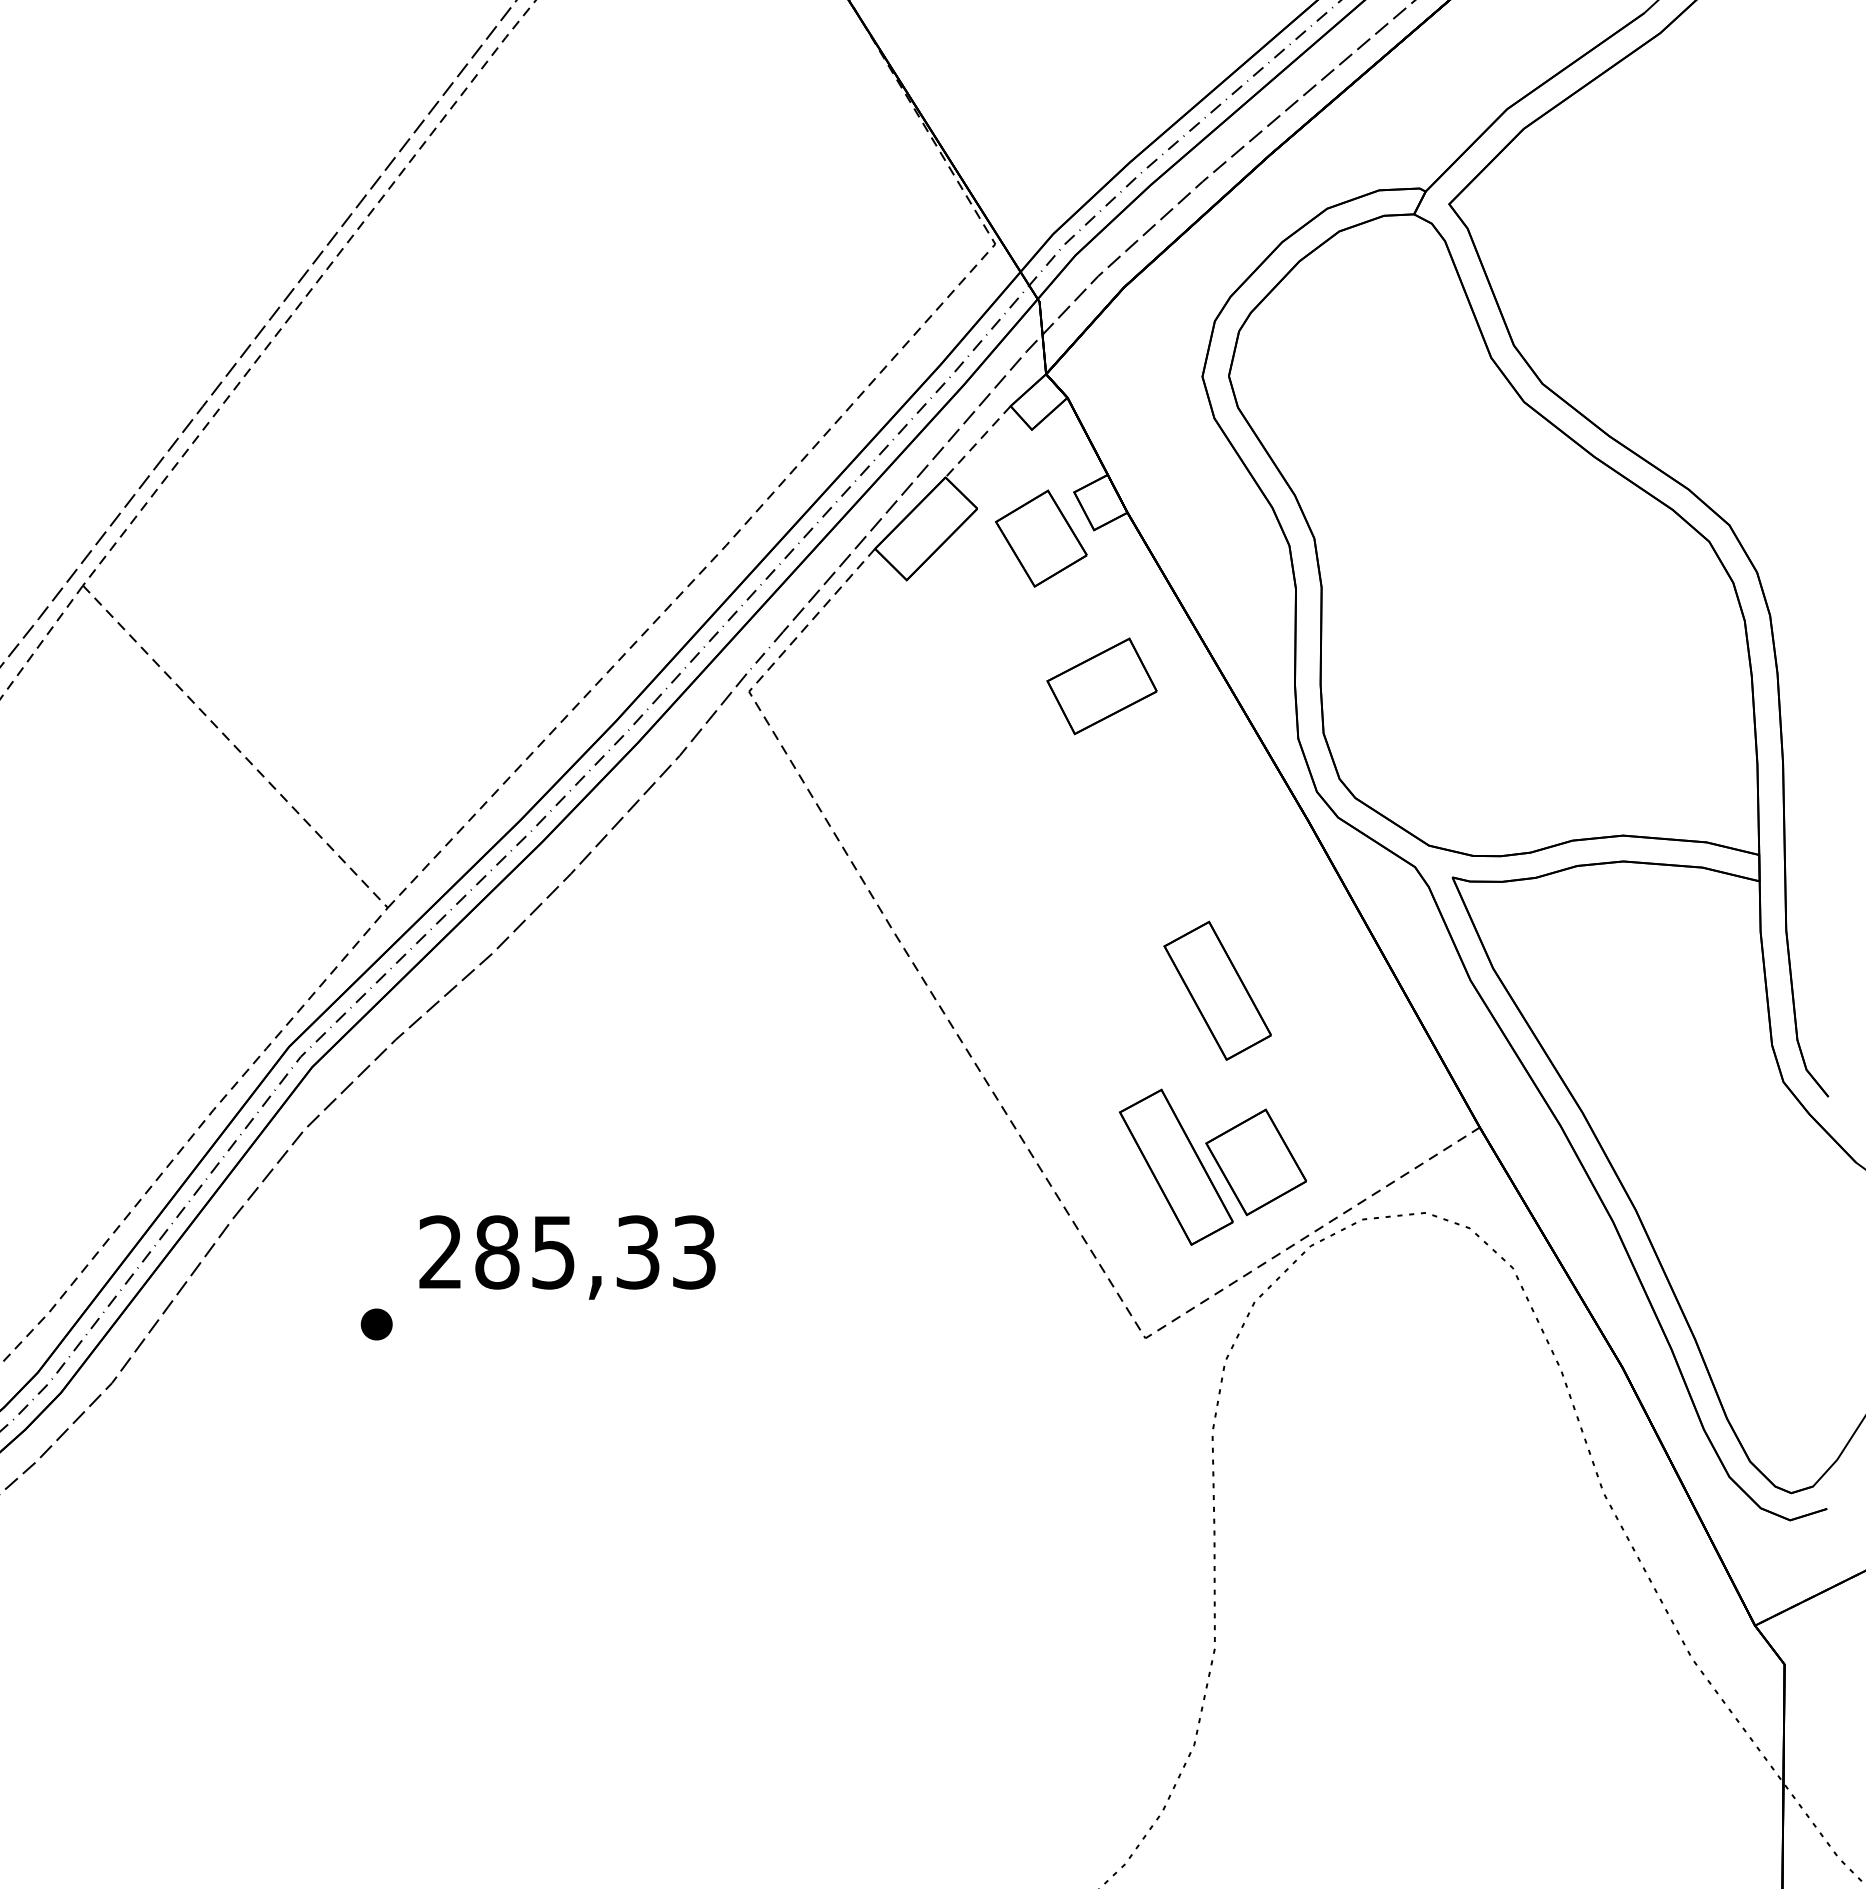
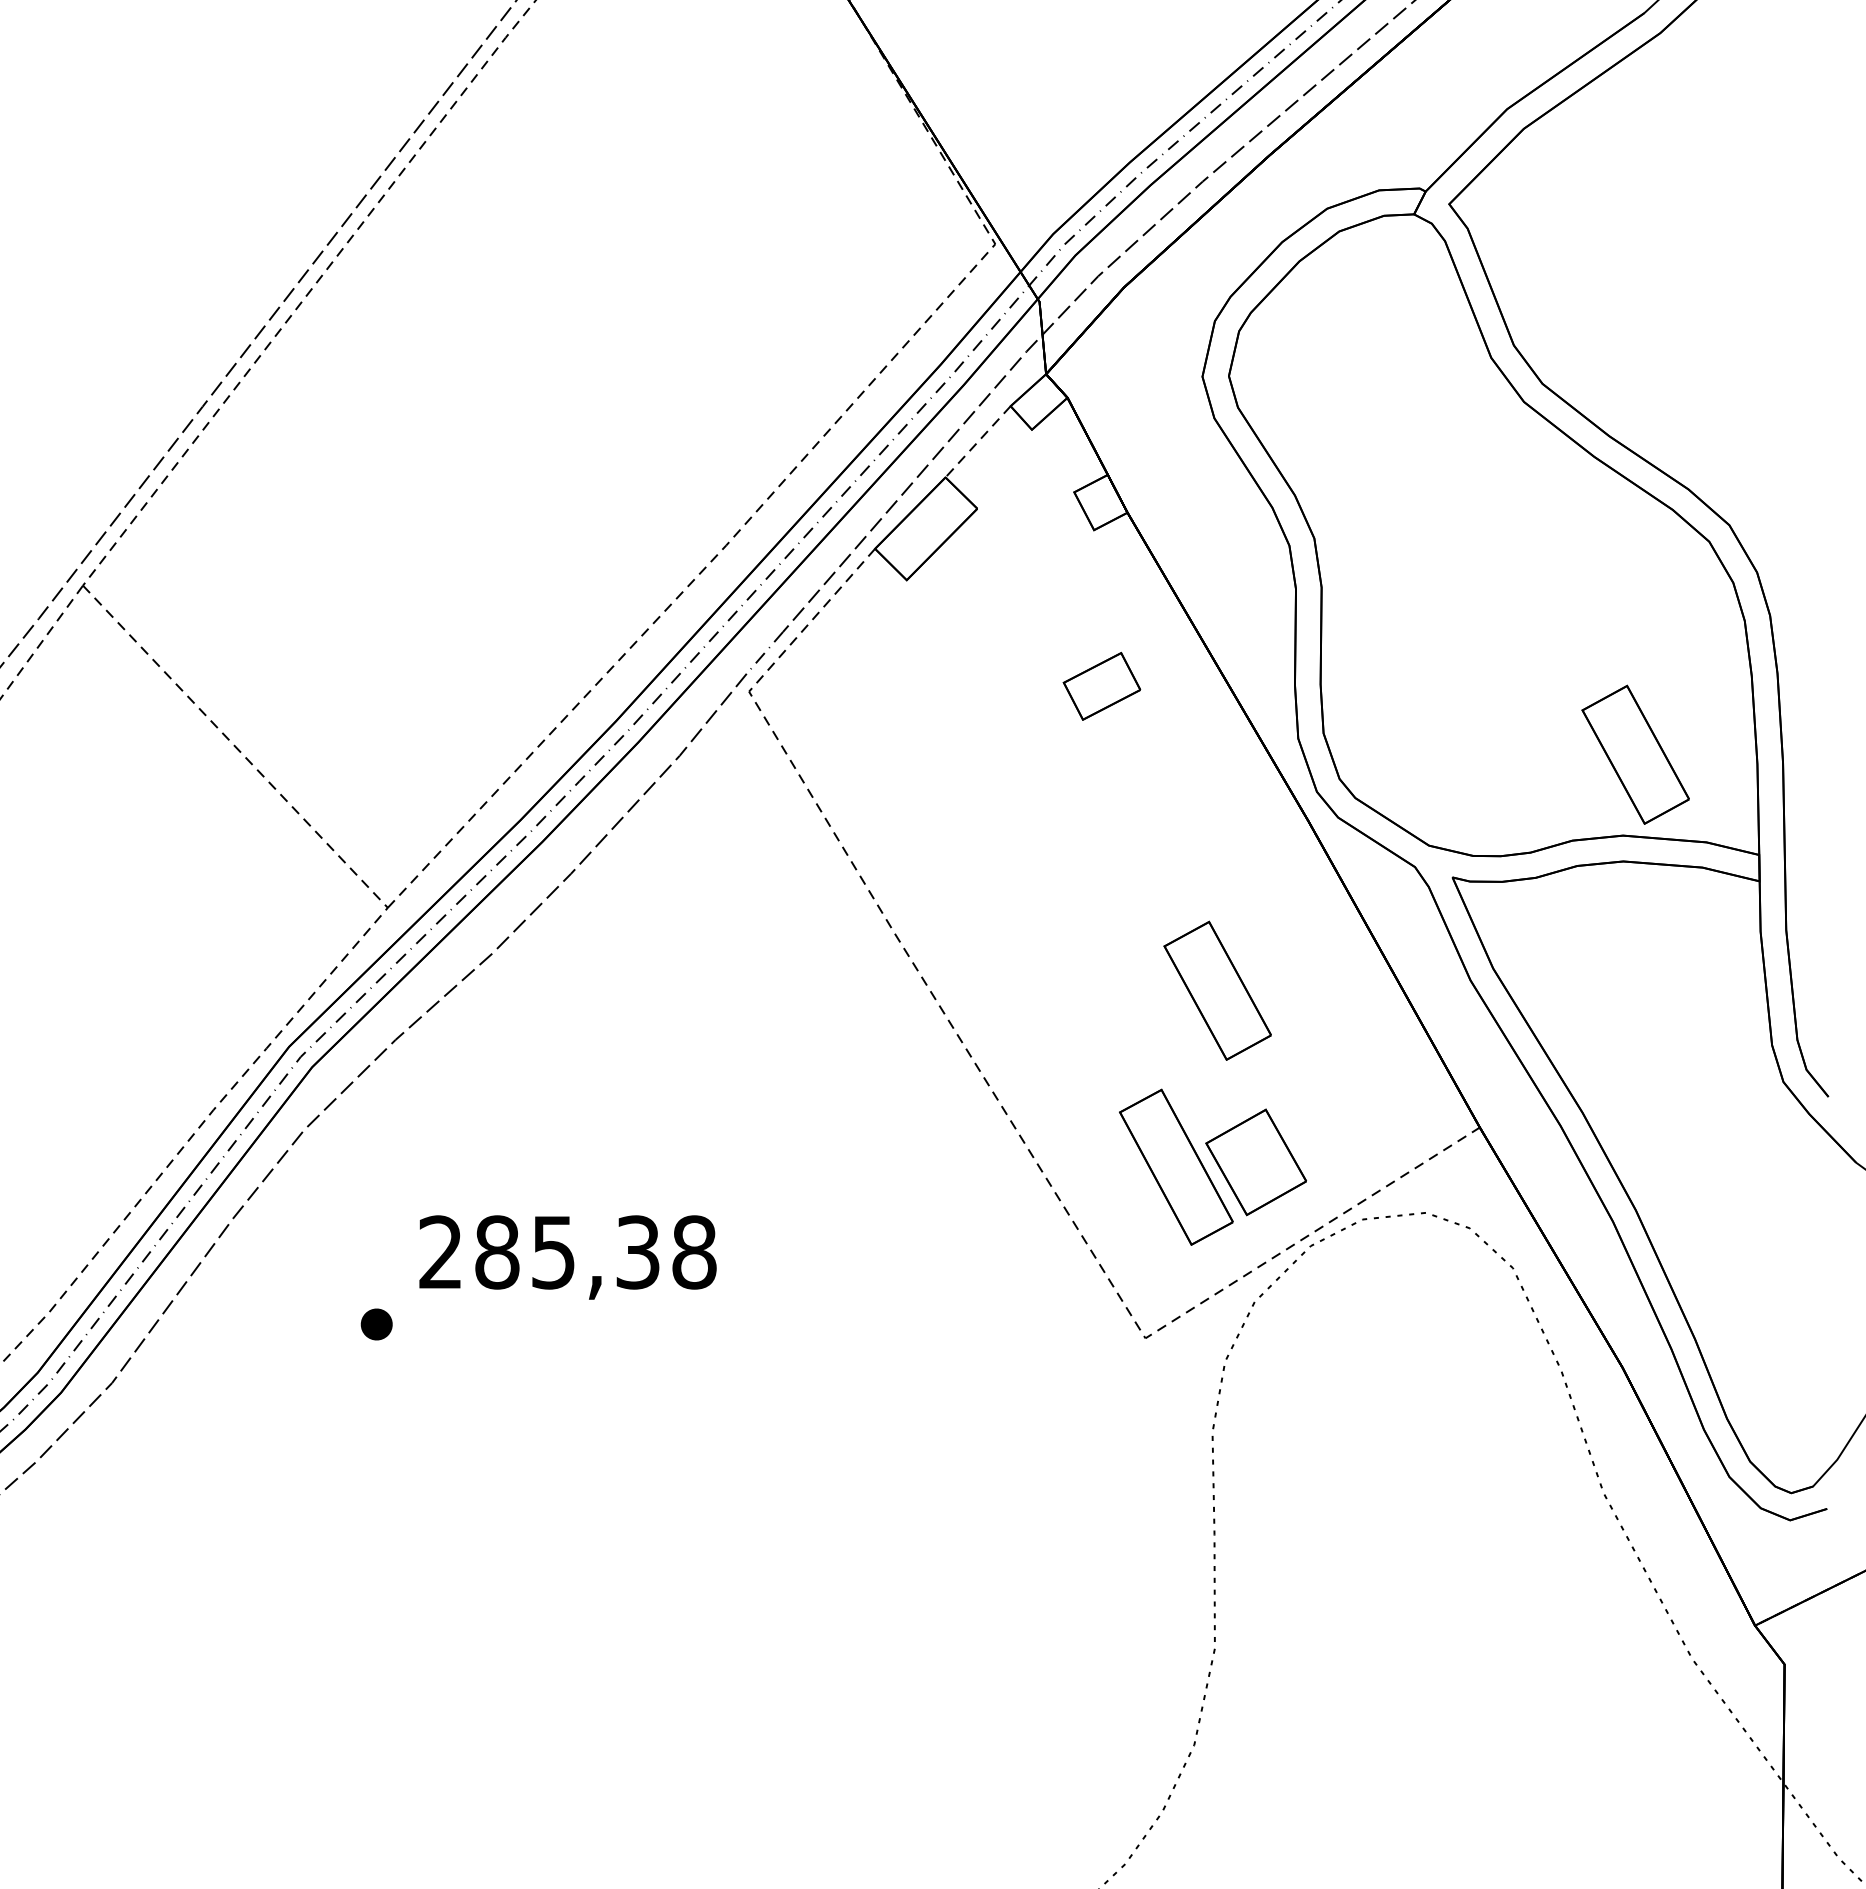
part: present -> none (1041, 538)
part size: 112x99 px -> 80x69 px (1101, 686)
part: none -> present (1635, 754)
text: 285,33 -> 285,38 (694, 1252)
